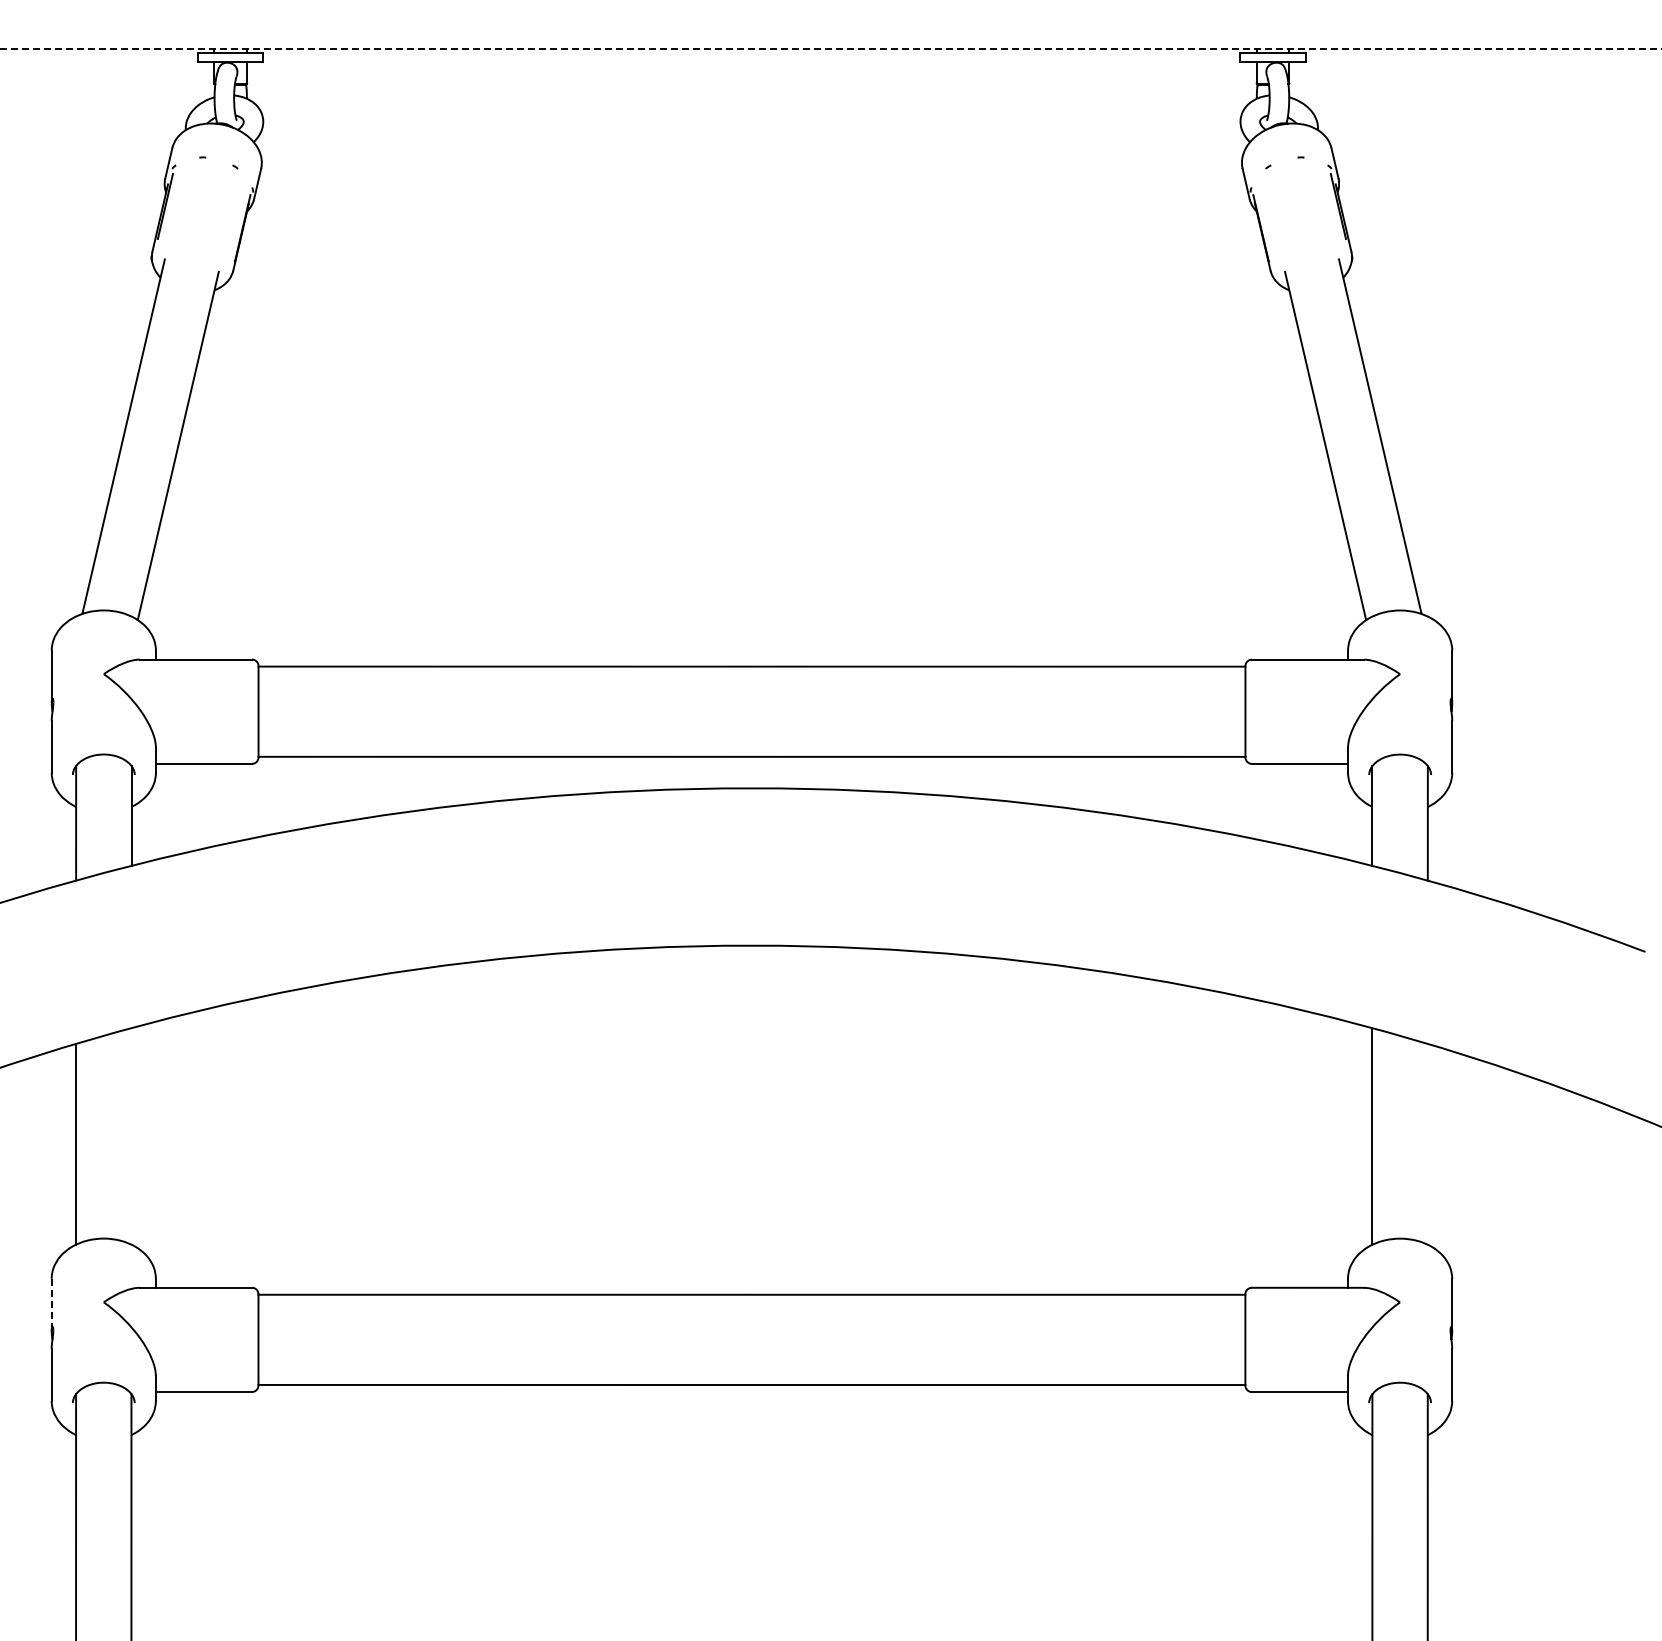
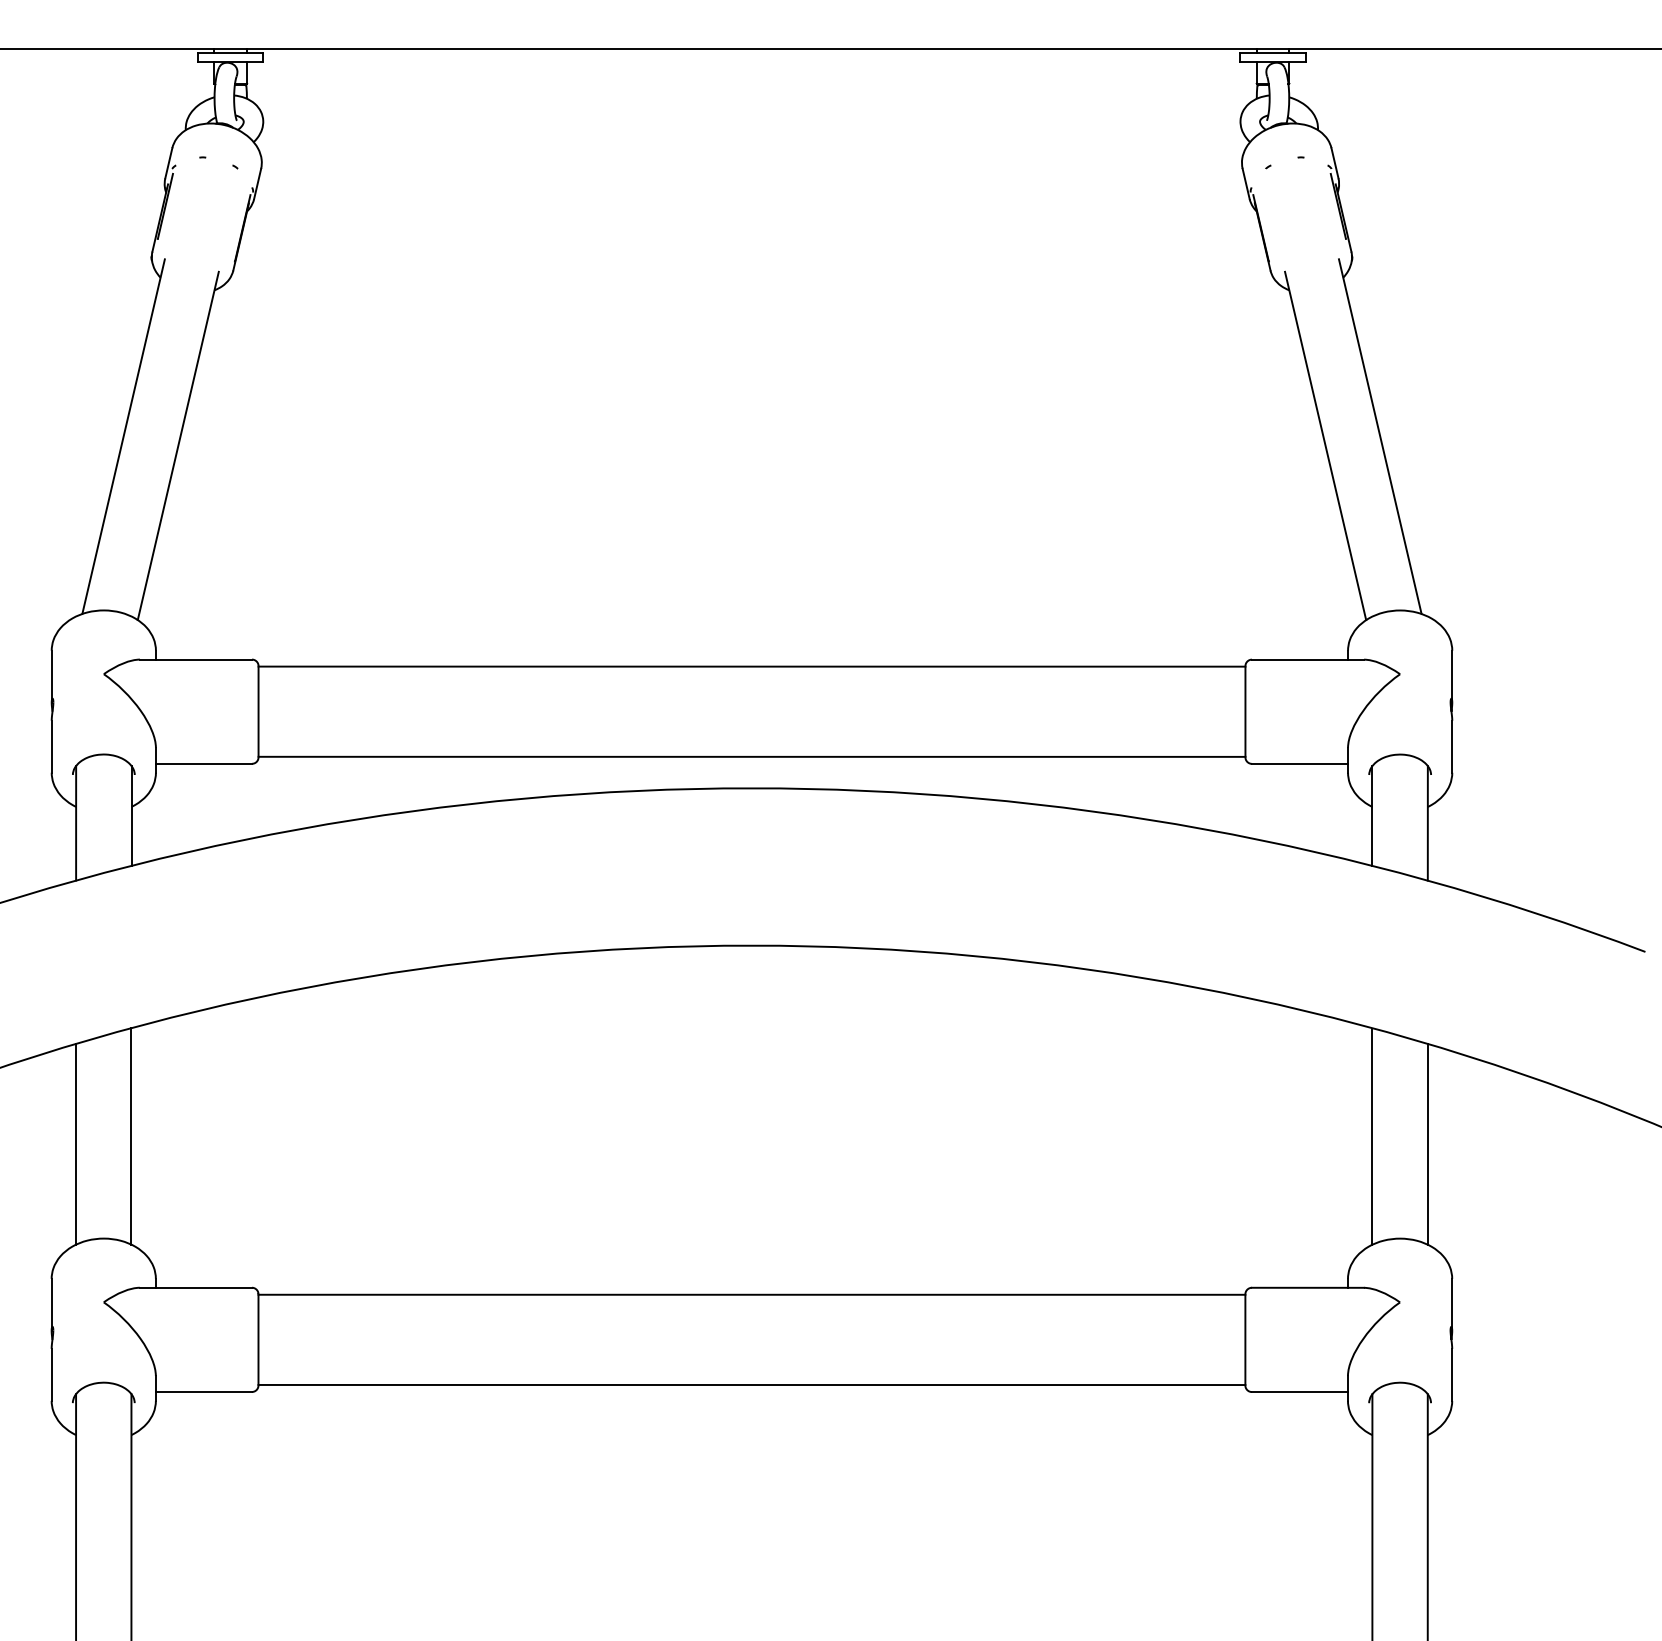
line: dashed -> solid (831, 49)
line: none -> present (131, 1136)
line: none -> present (1427, 1144)
line: dashed -> solid (51, 1304)
